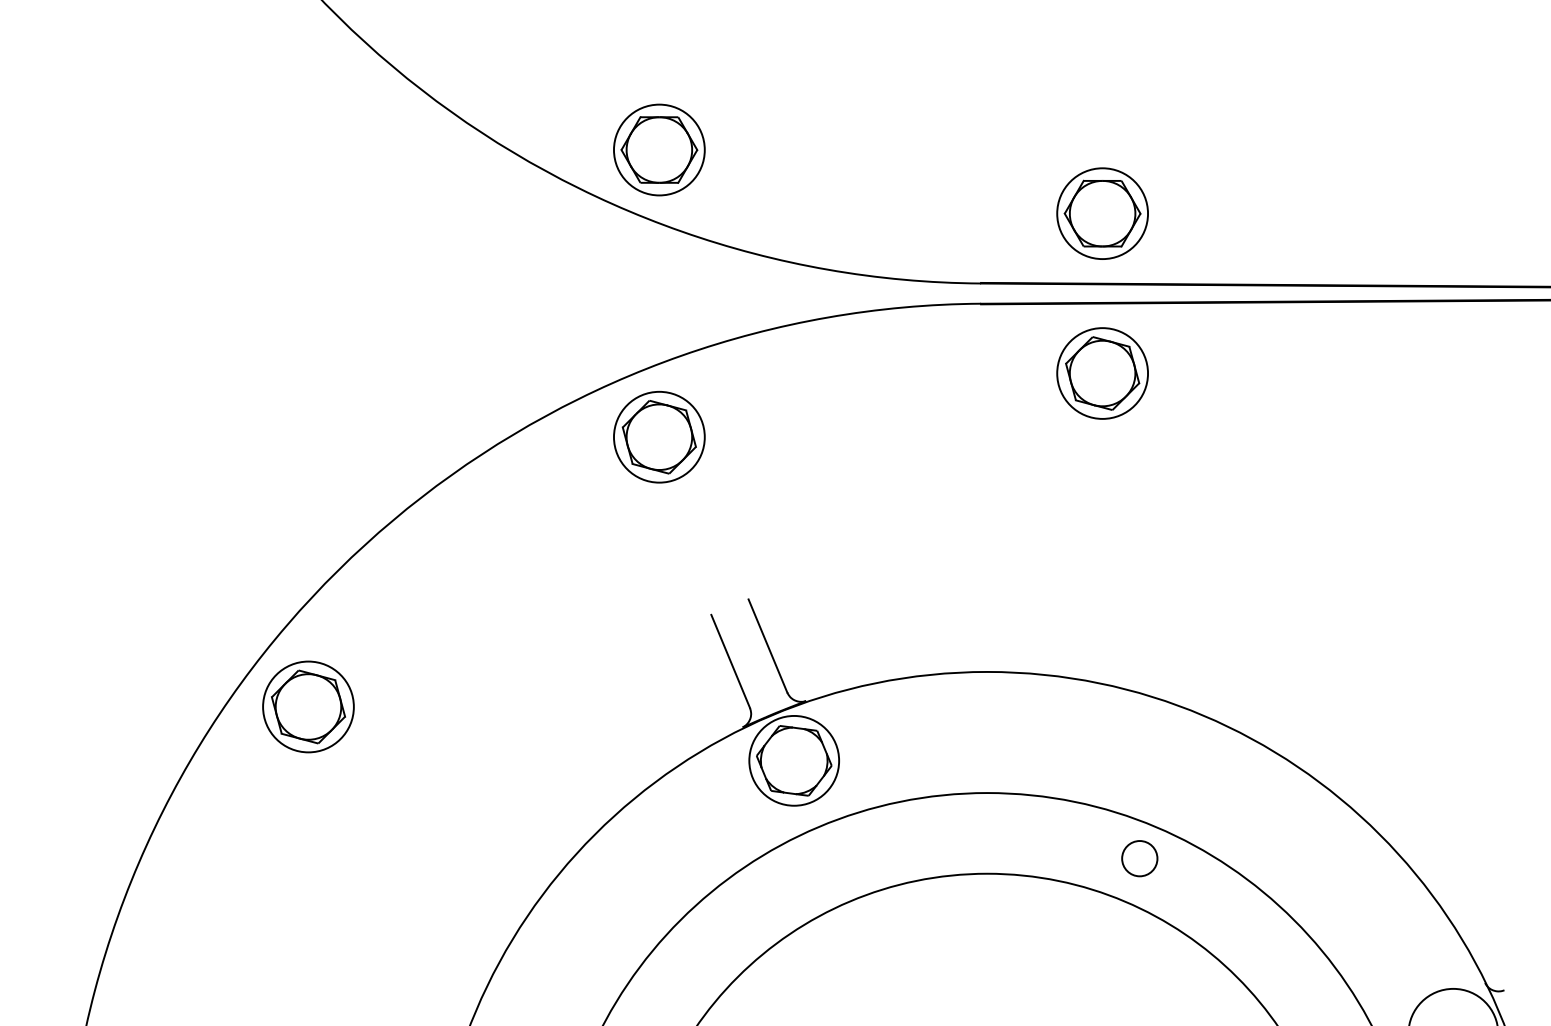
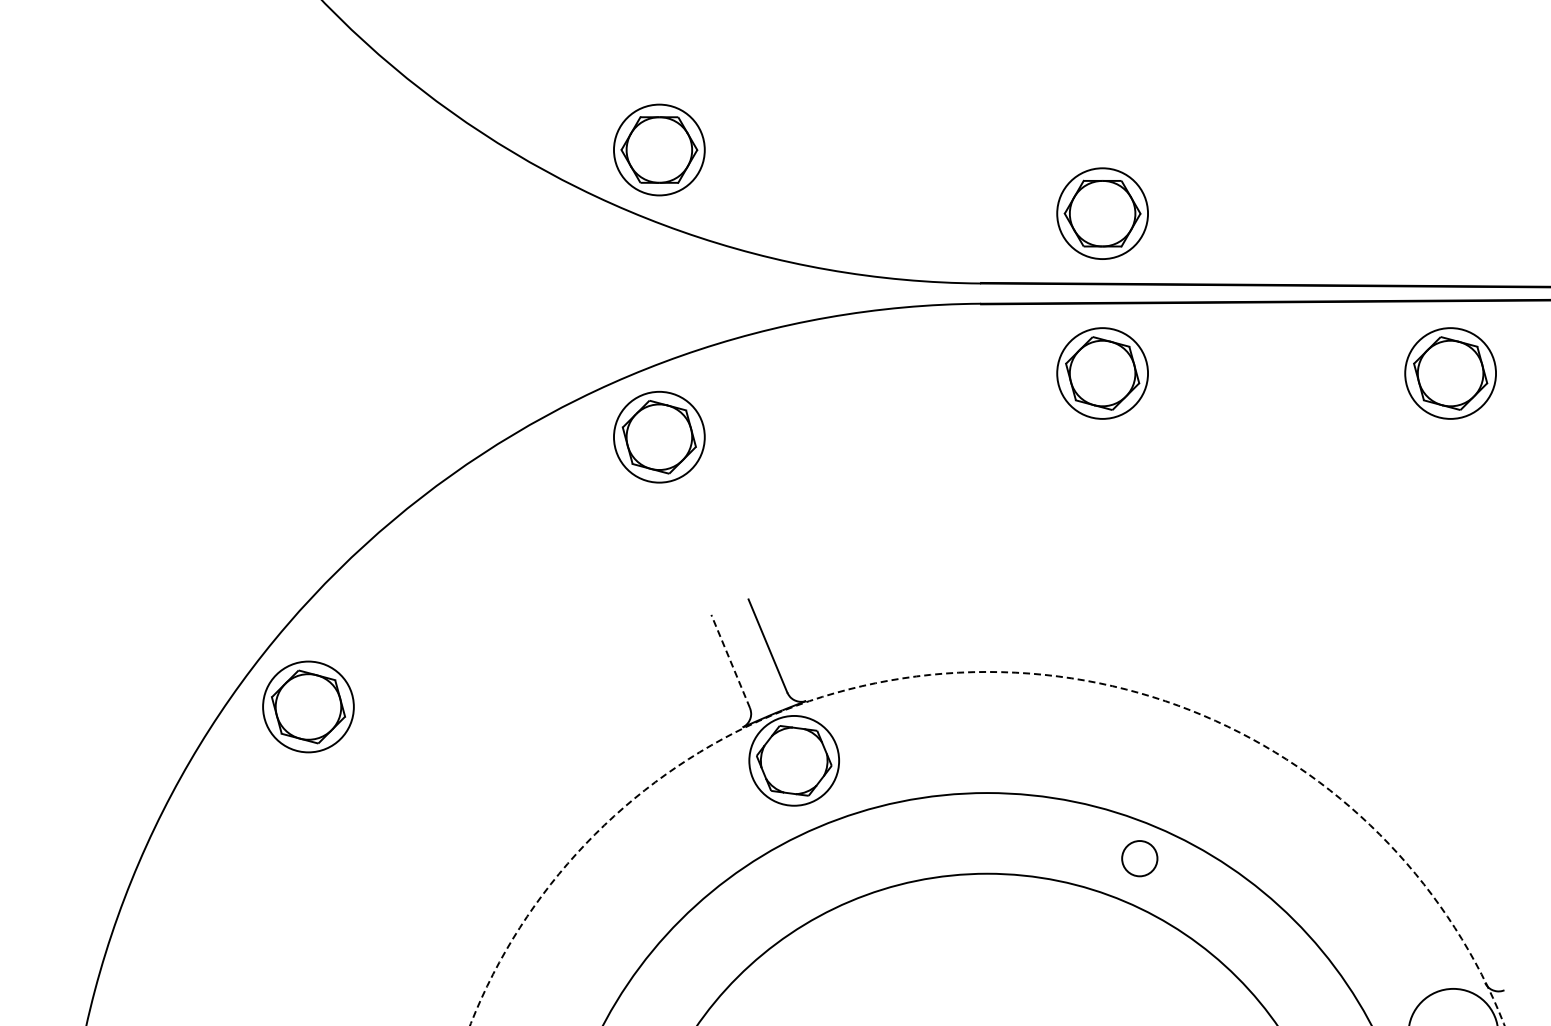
part: none -> present (1450, 373)
line: solid -> dashed (730, 660)
circle: solid -> dashed (987, 848)
